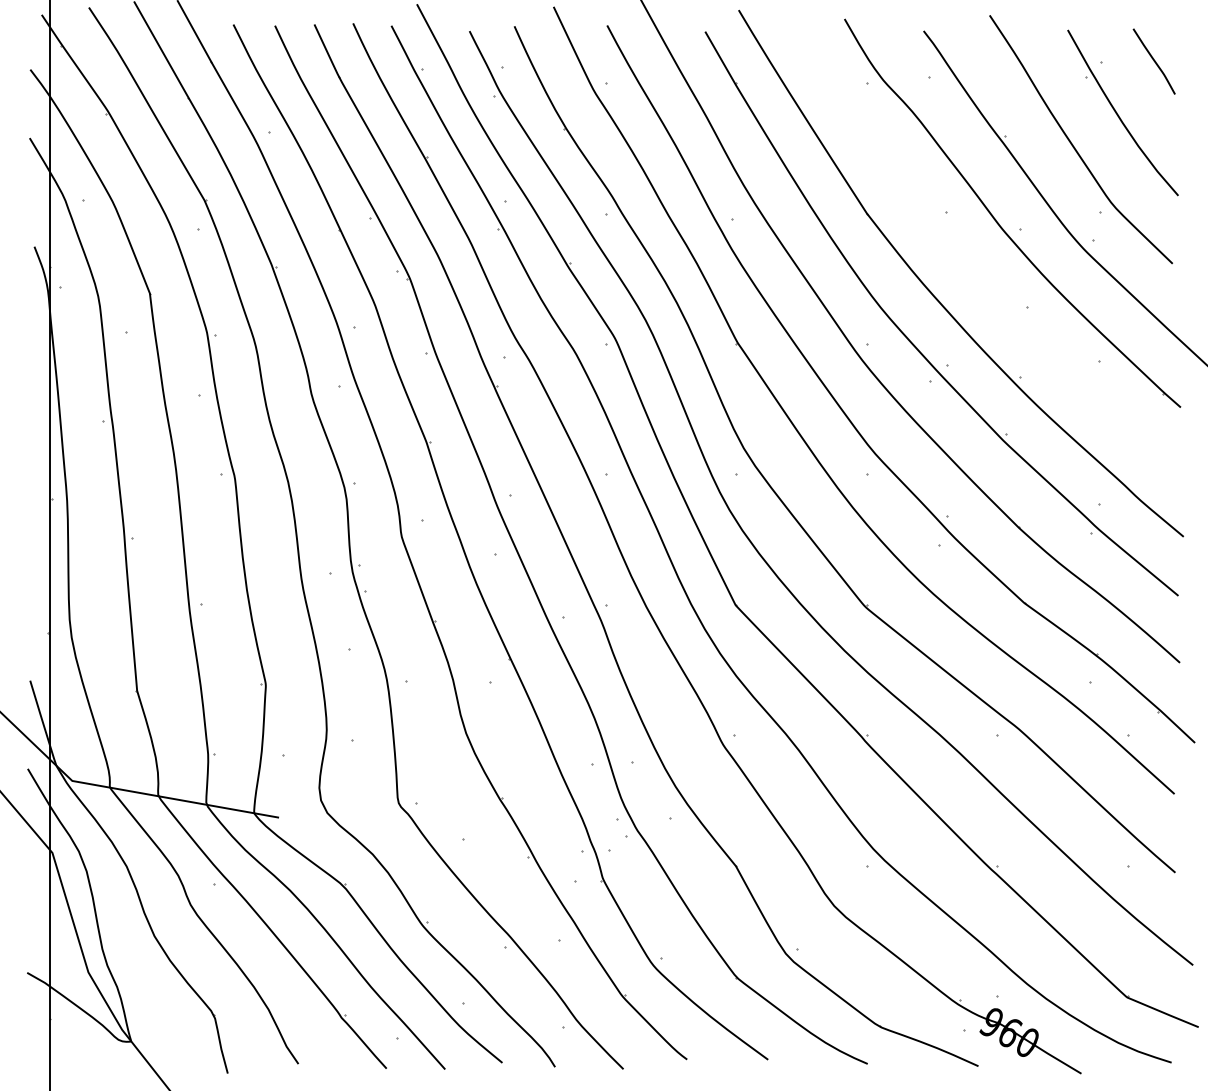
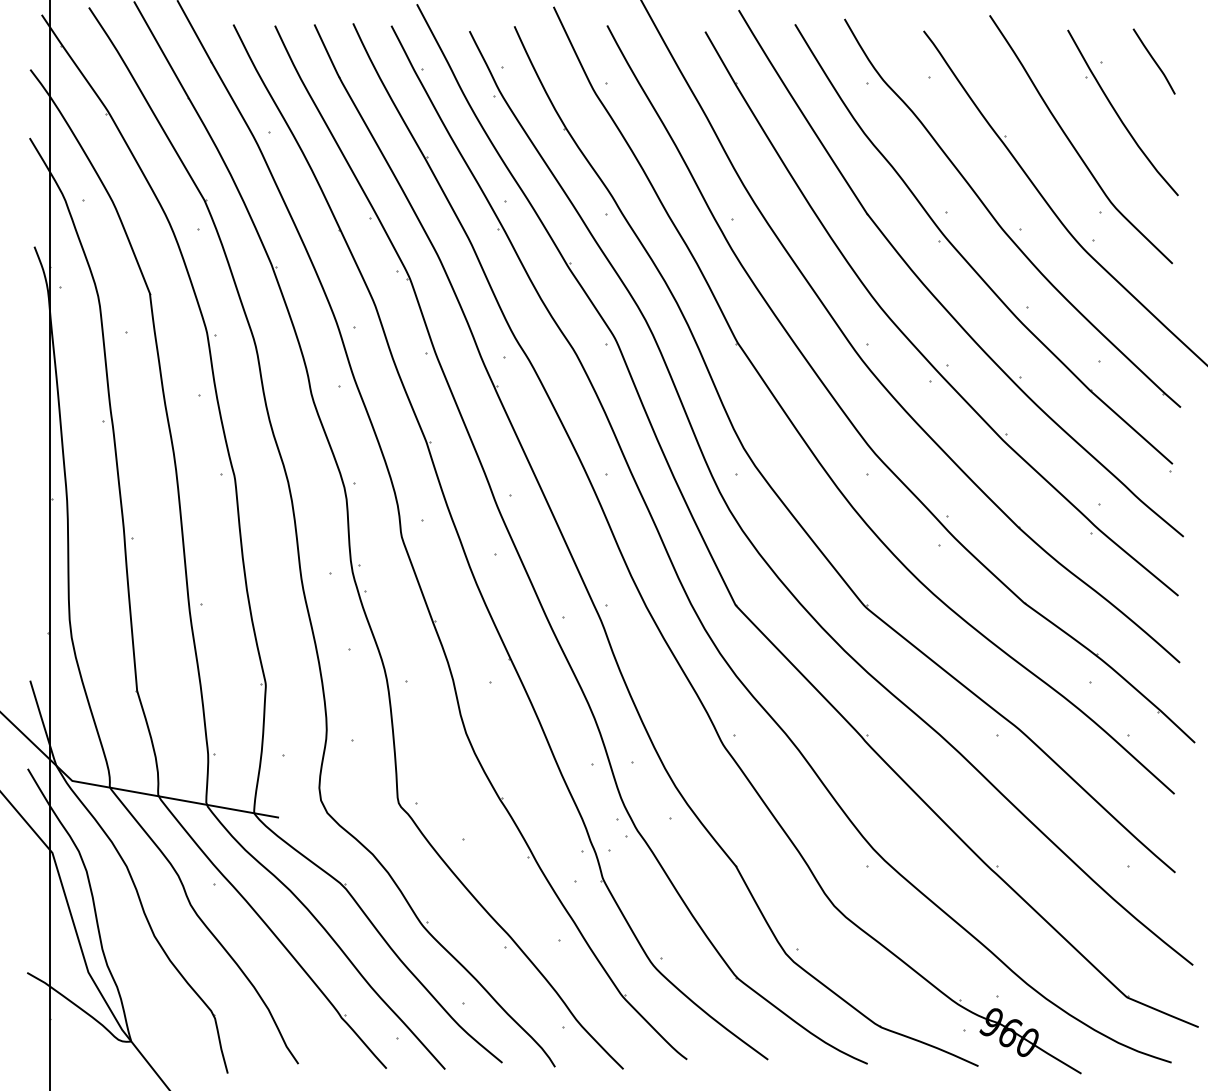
part: none -> present (967, 260)
